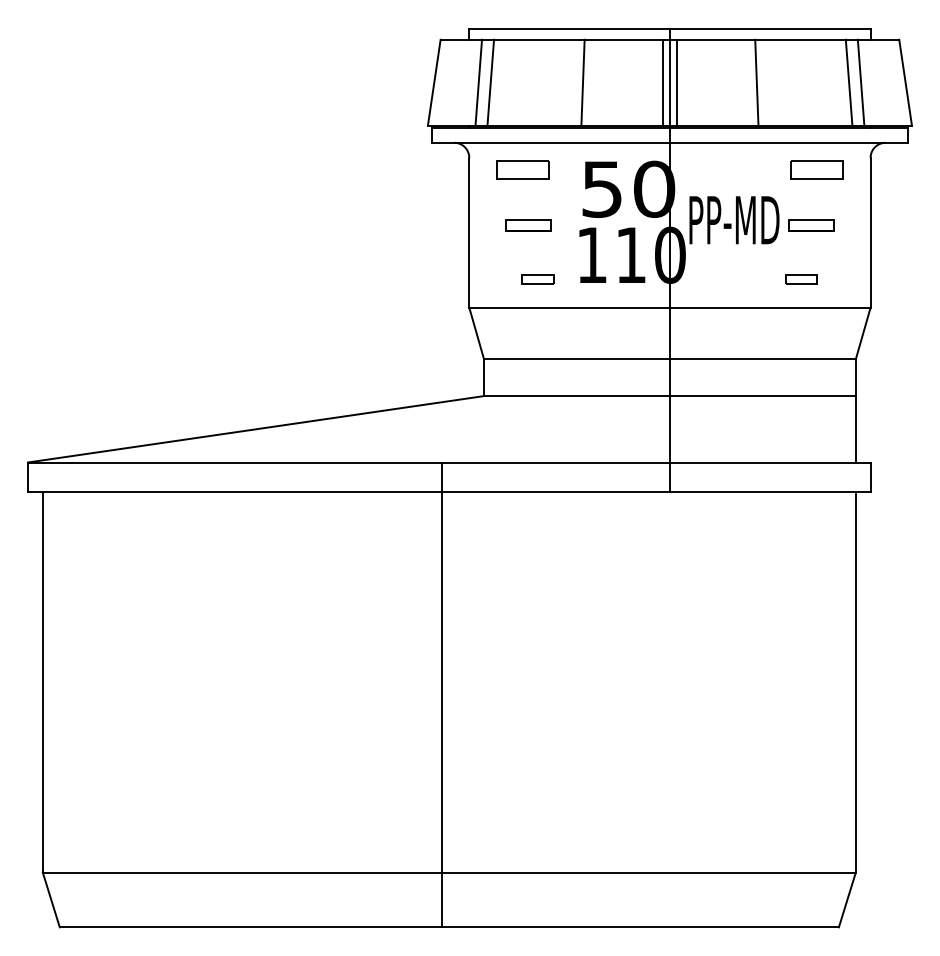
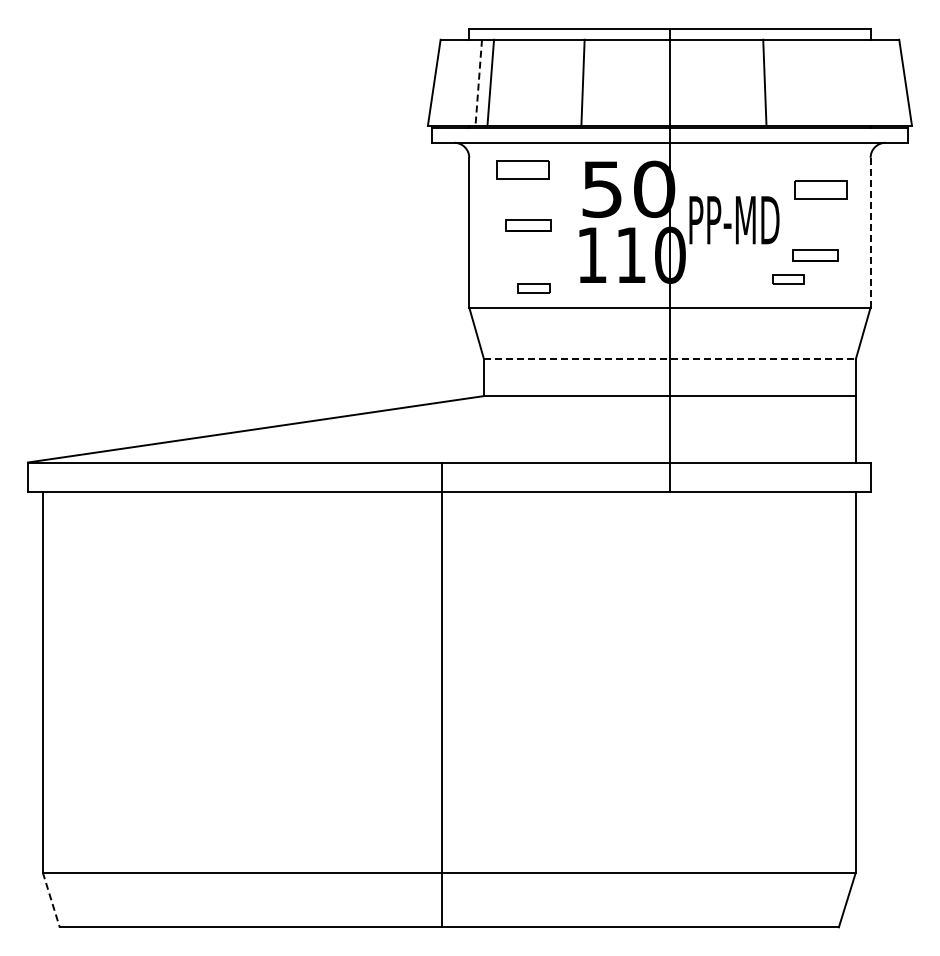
line: present -> none (662, 82)
line: present -> none (677, 82)
line position: (756, 82) -> (764, 82) (764, 82)
line: present -> none (848, 82)
line: present -> none (860, 82)
line: solid -> dashed (478, 83)
part position: (816, 169) -> (820, 189) (820, 189)
part position: (811, 225) -> (815, 255) (815, 255)
line: solid -> dashed (870, 232)
part position: (537, 279) -> (533, 288) (533, 288)
part position: (801, 279) -> (788, 279) (788, 279)
line: solid -> dashed (669, 359)
line: solid -> dashed (51, 899)
